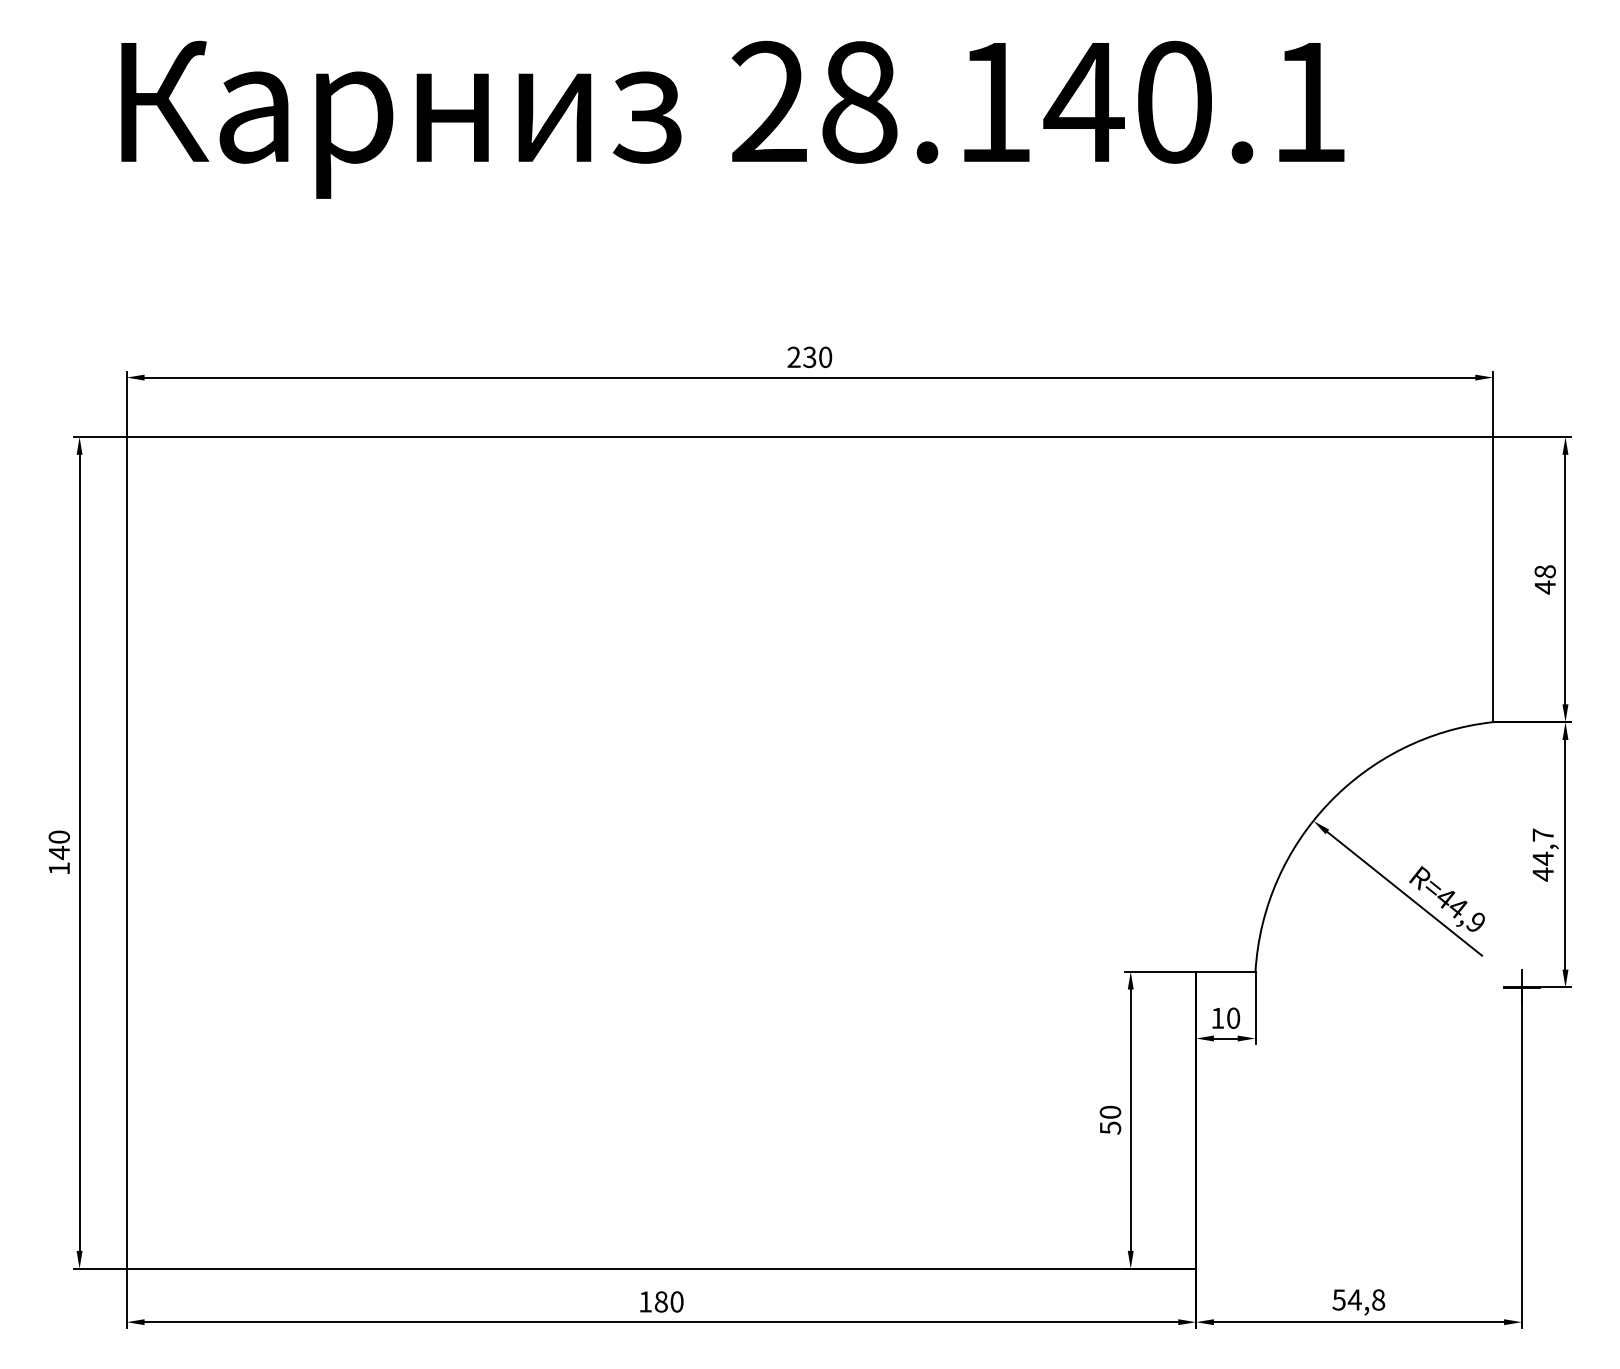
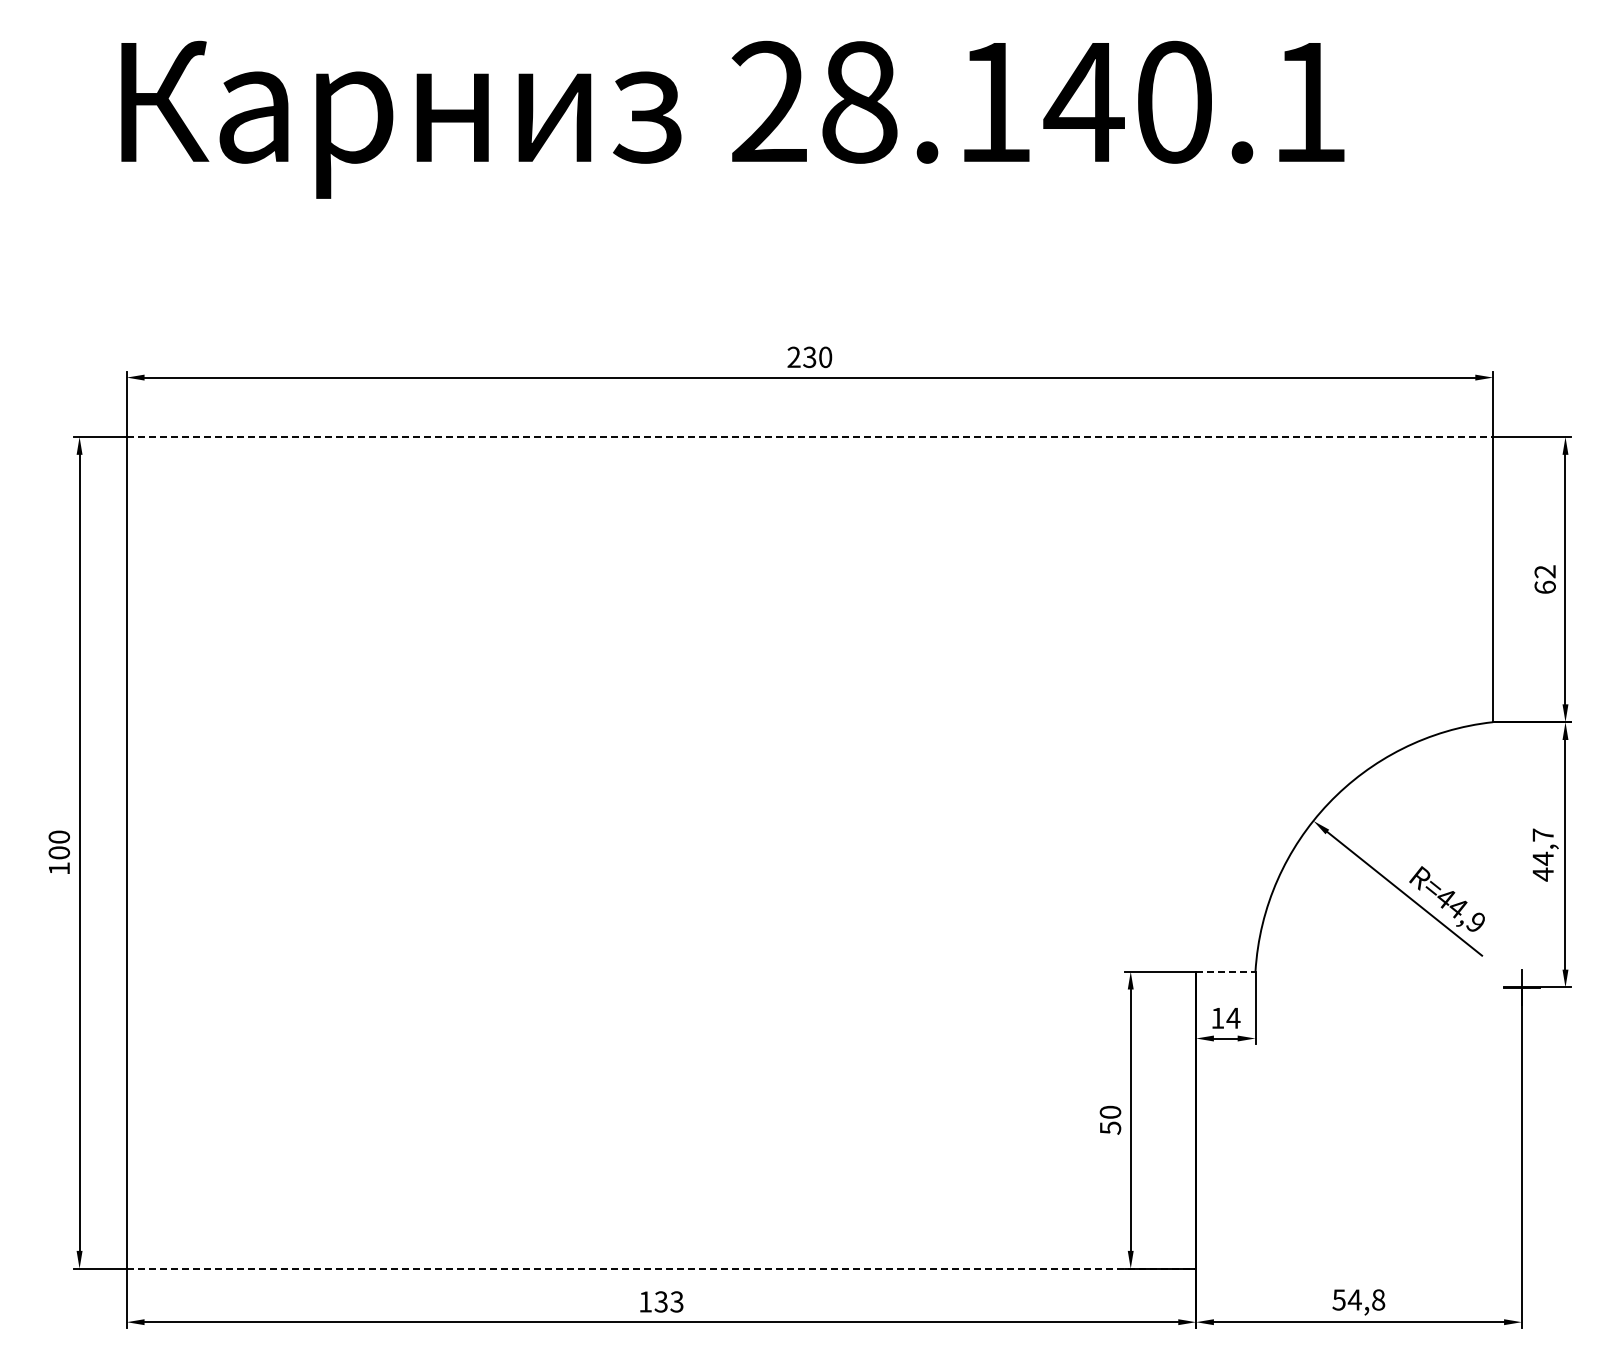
line: solid -> dashed (810, 437)
text: 48 -> 62 (1544, 579)
text: 140 -> 100 (59, 852)
line: solid -> dashed (1225, 971)
text: 10 -> 14 (1233, 1017)
line: solid -> dashed (661, 1268)
text: 180 -> 133 (668, 1301)
